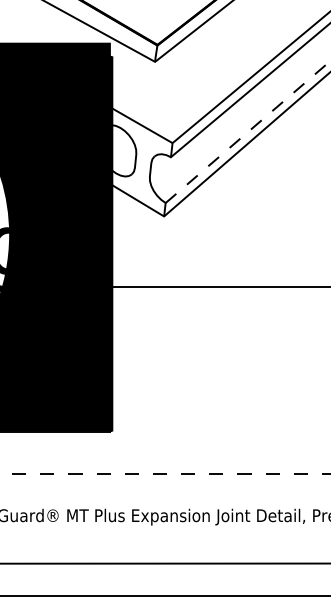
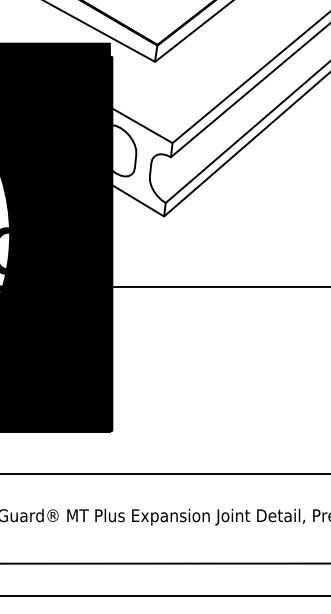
line: dashed -> solid (248, 131)
line: dashed -> solid (165, 473)
